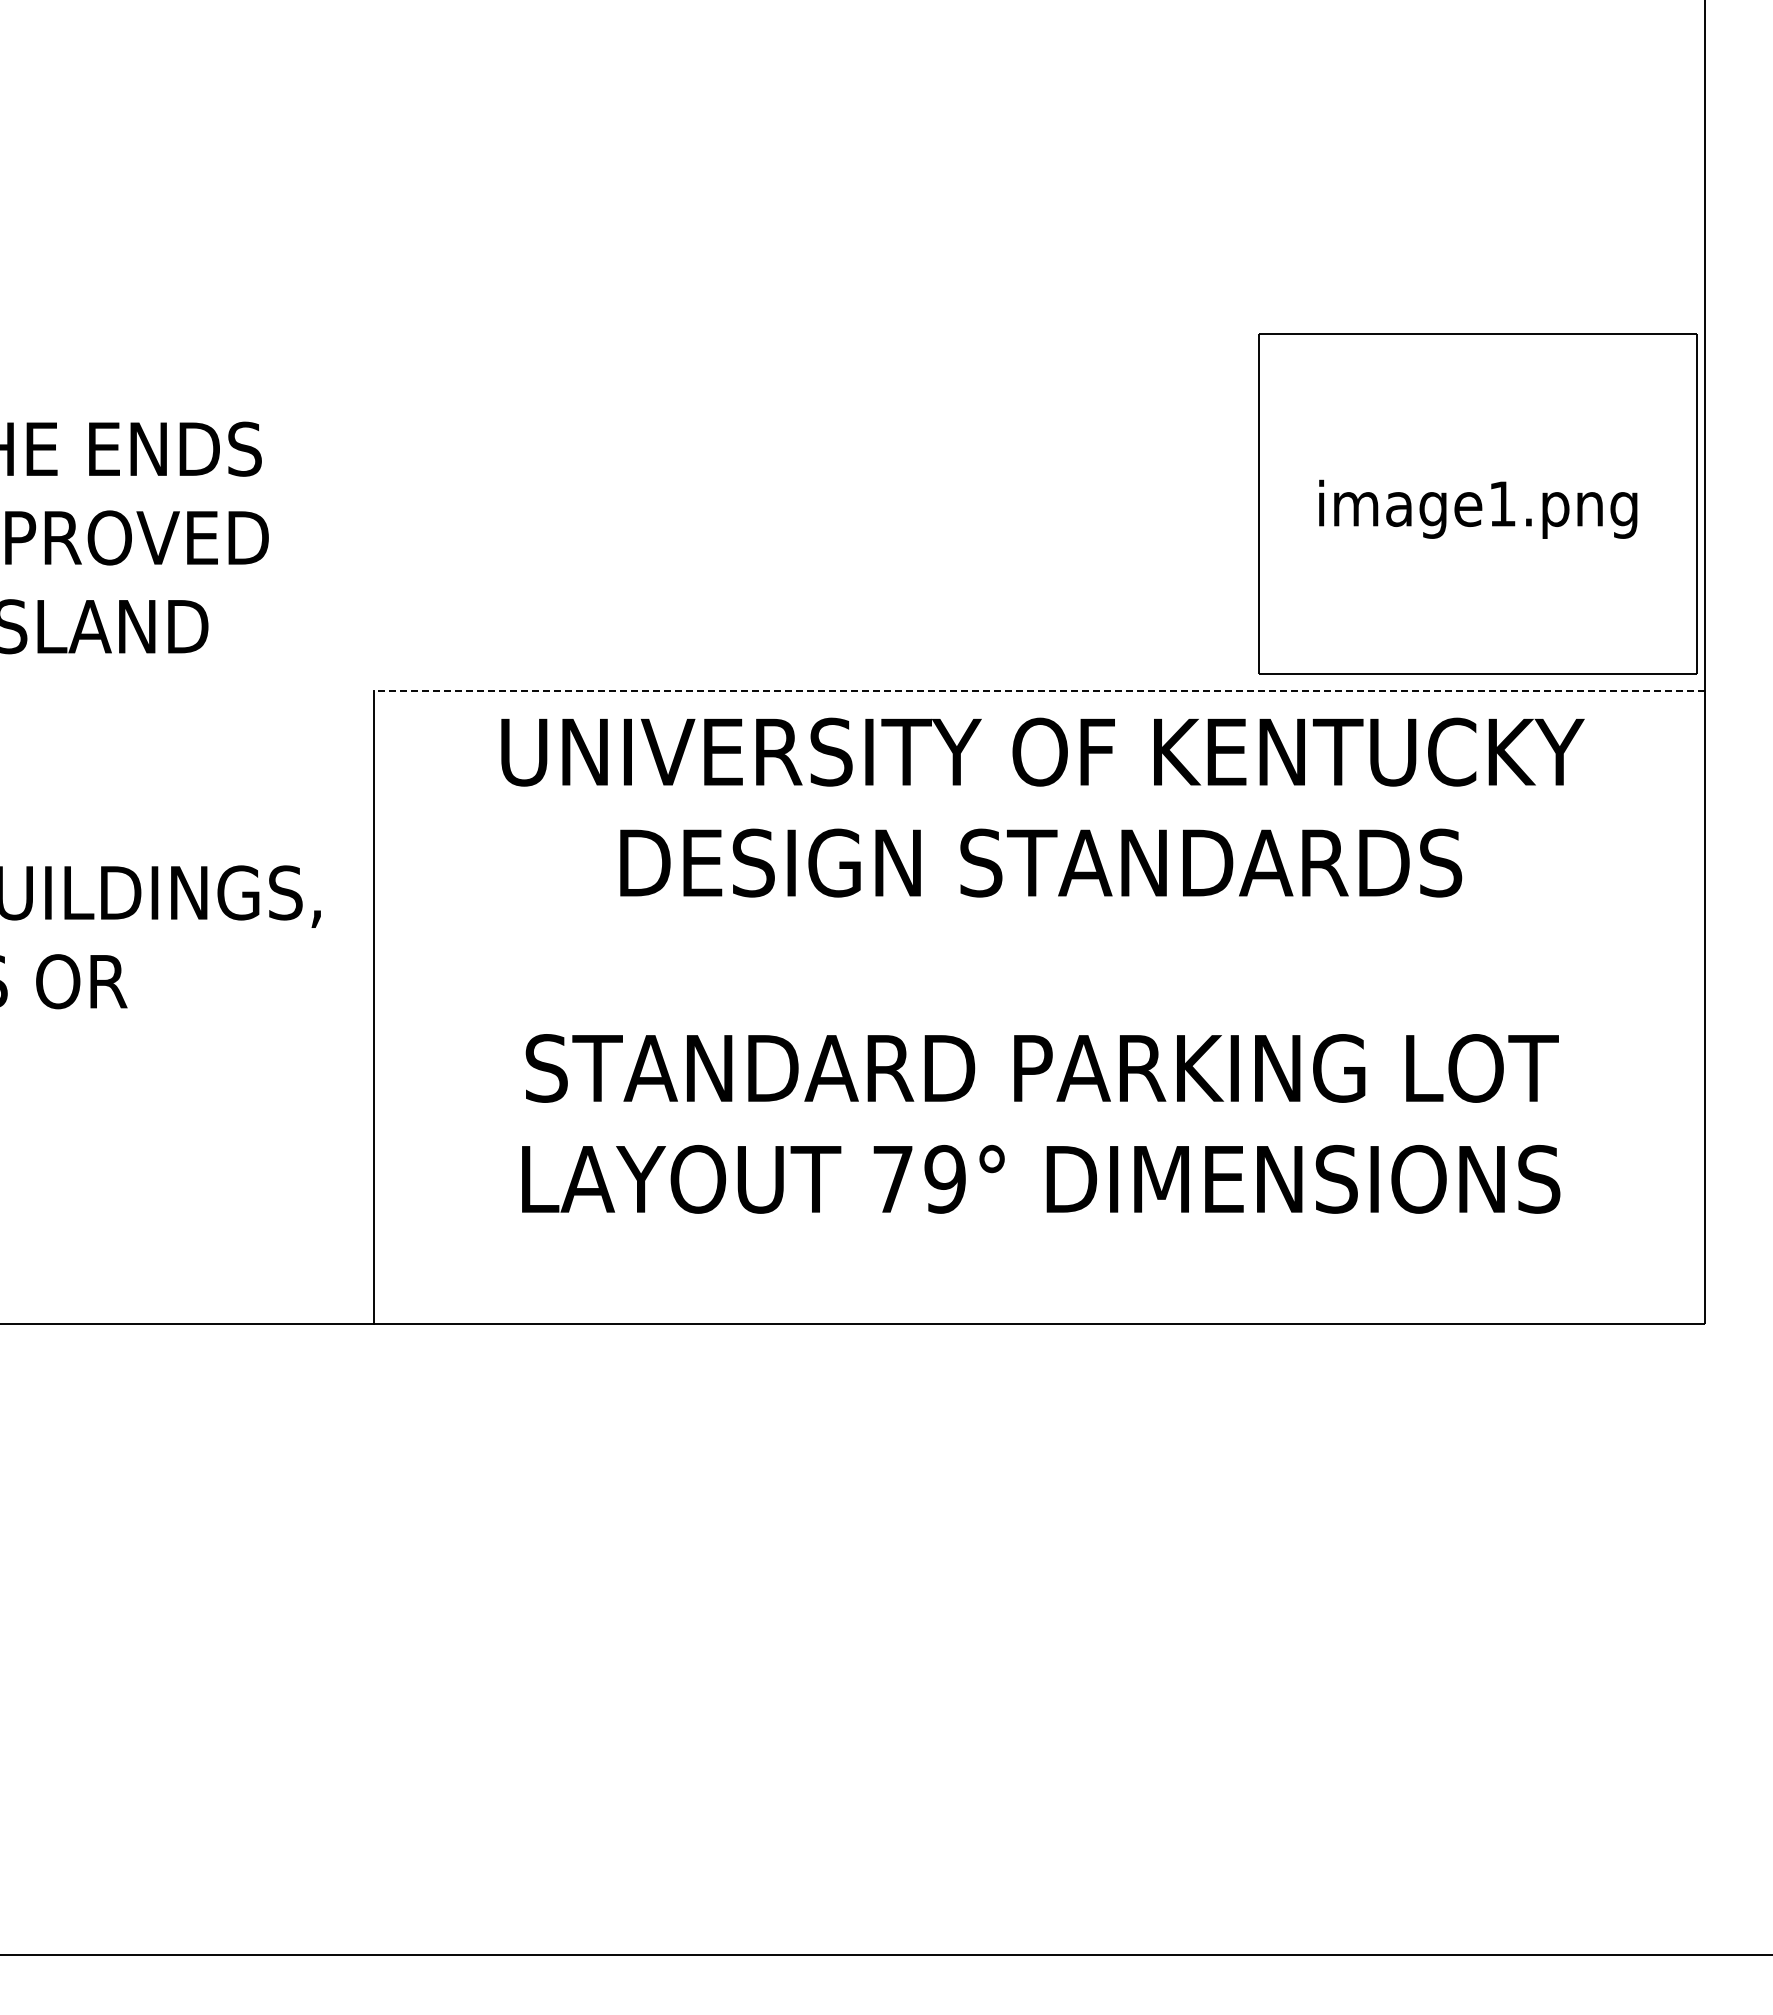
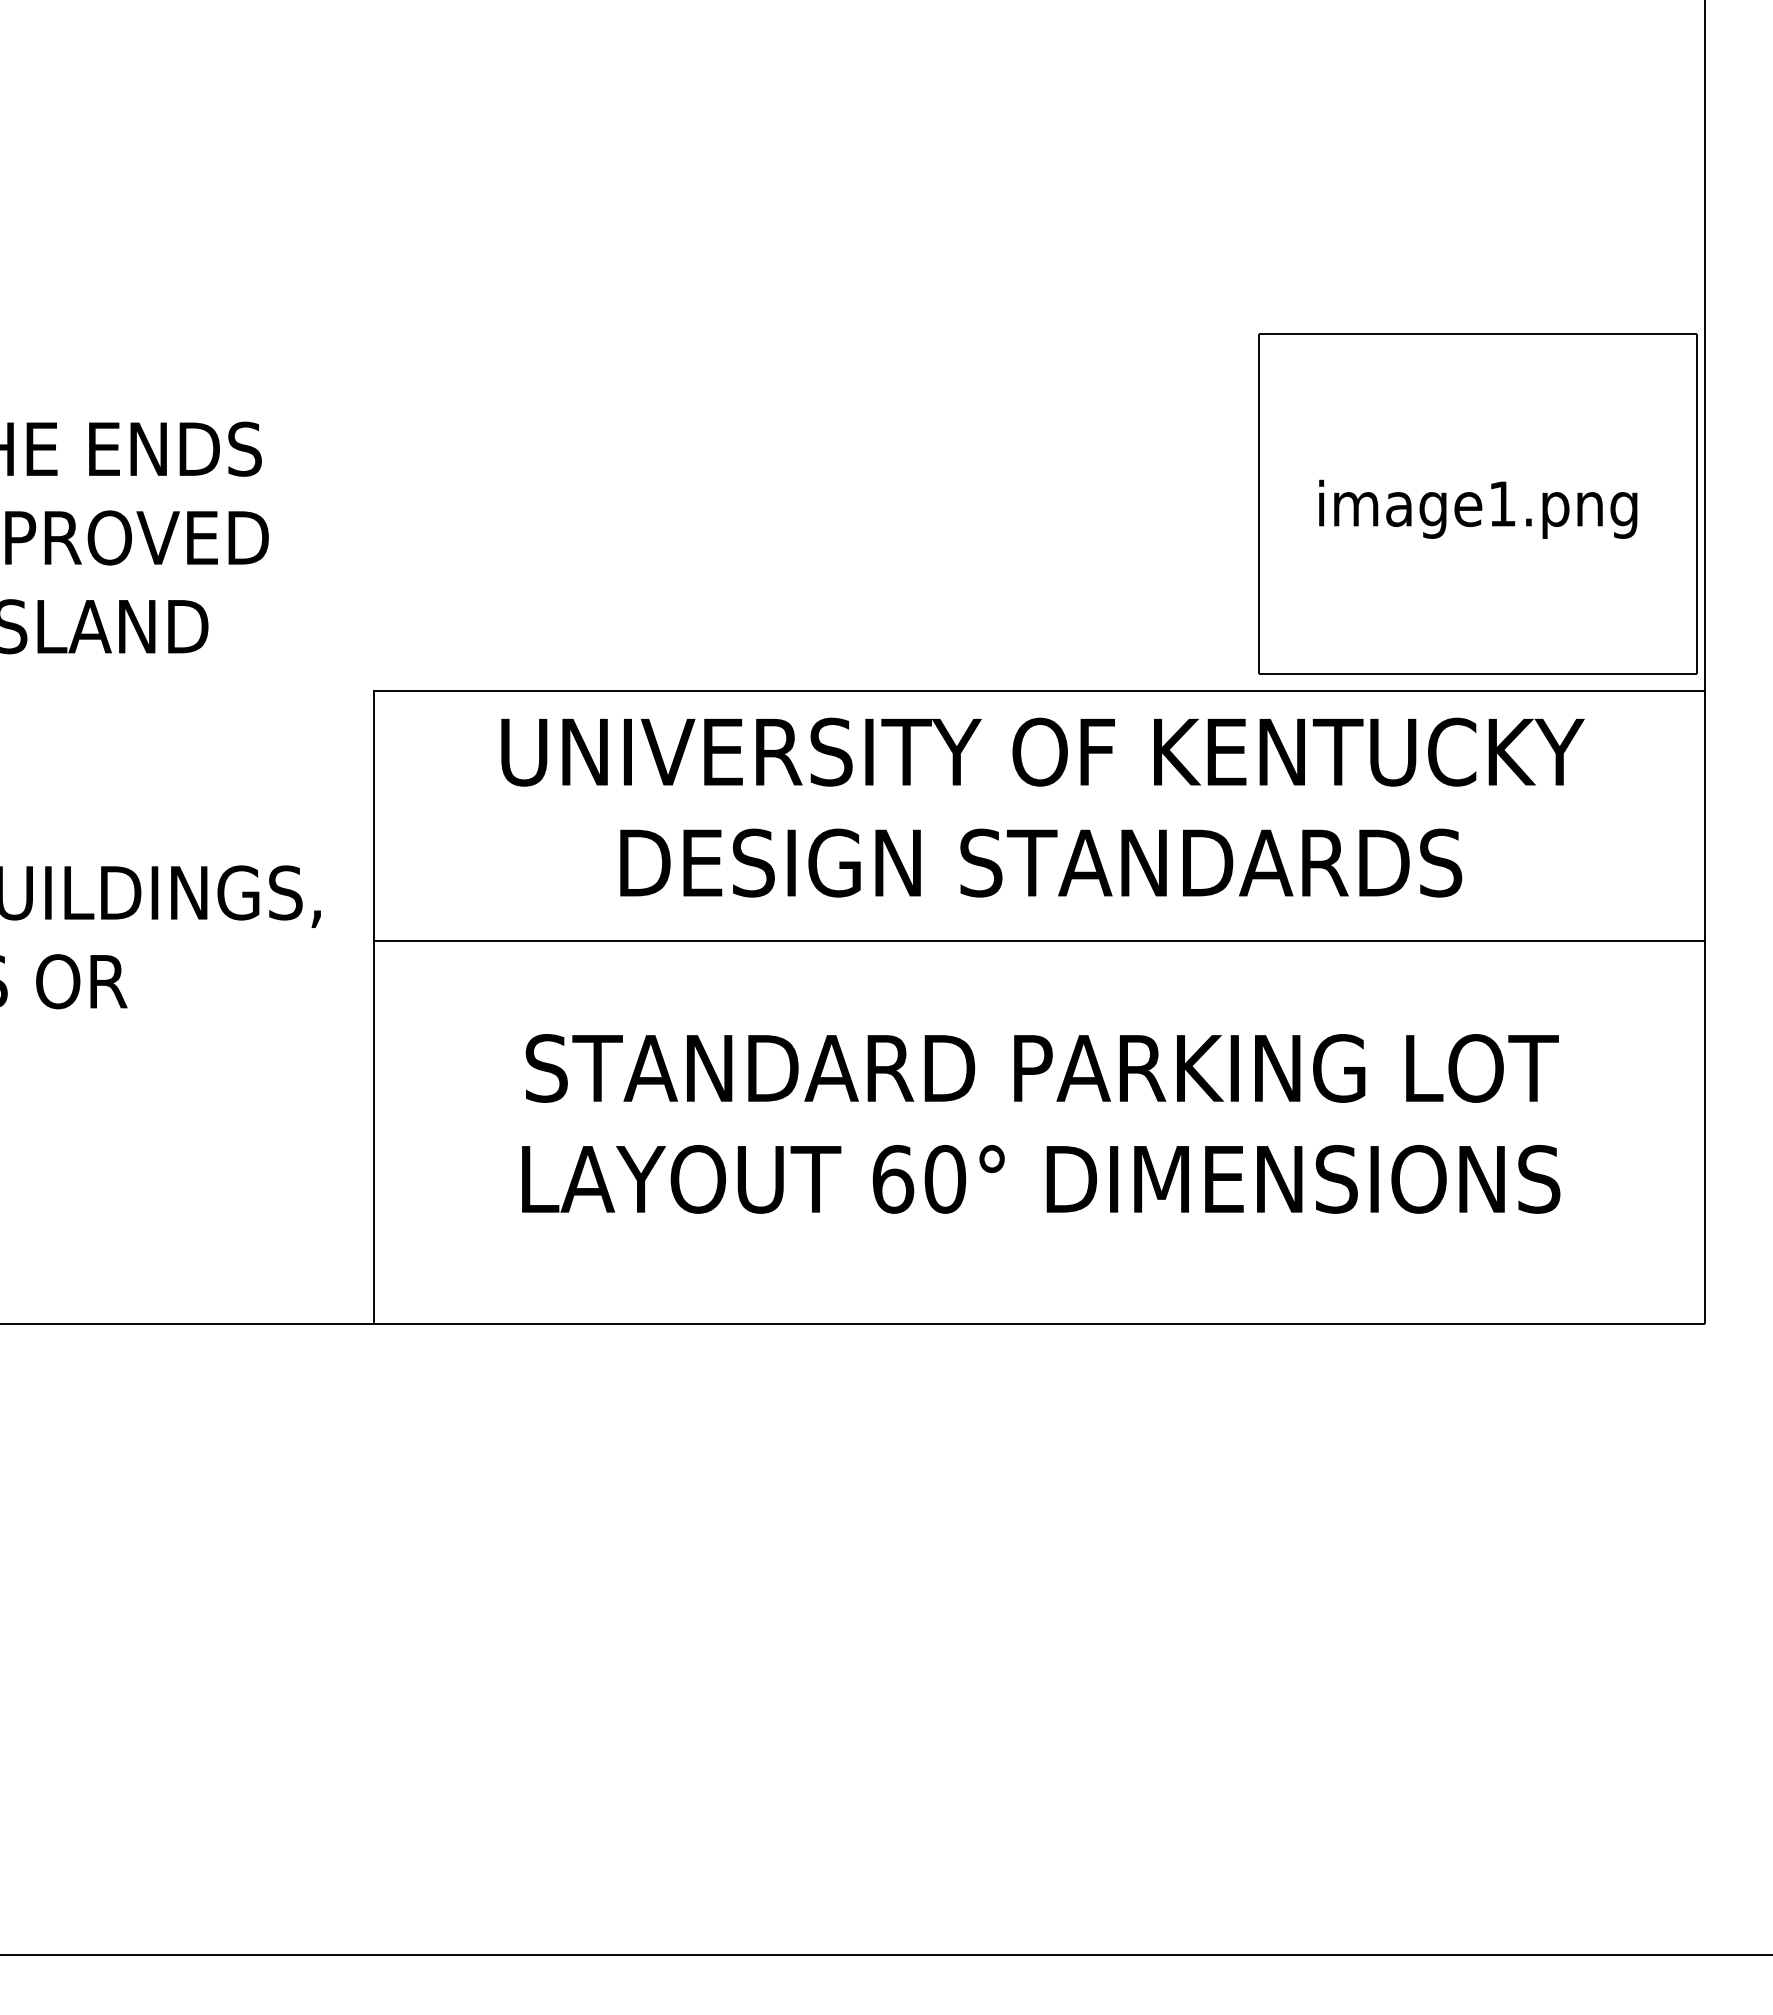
line: dashed -> solid (1039, 691)
line: none -> present (1039, 940)
text: 79° -> 60° (919, 1178)
